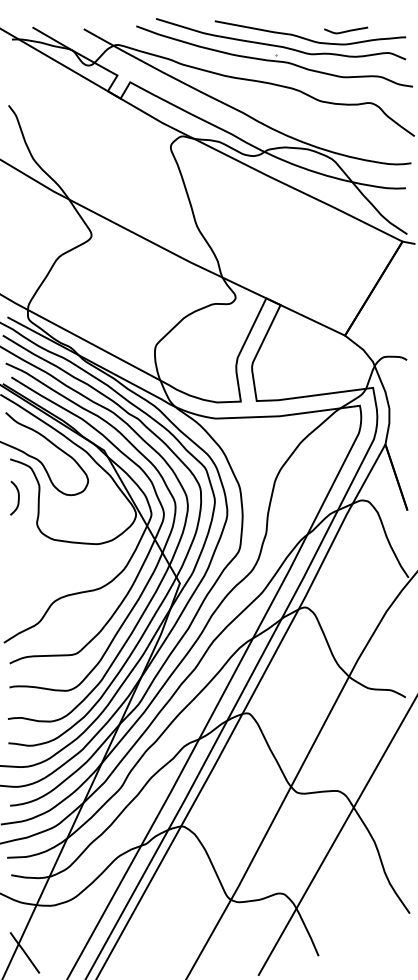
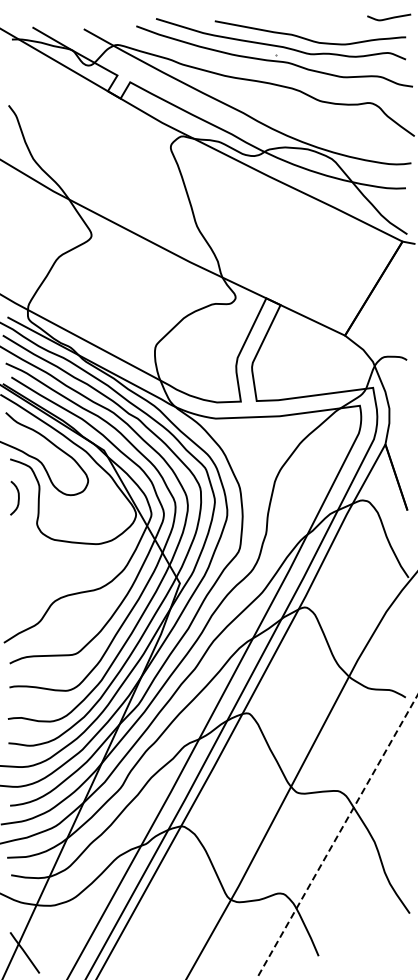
curve position: (346, 30) -> (389, 17) (389, 17)
line: solid -> dashed (338, 835)
